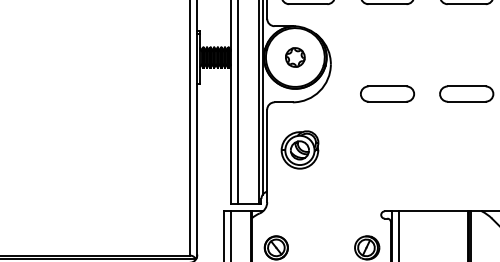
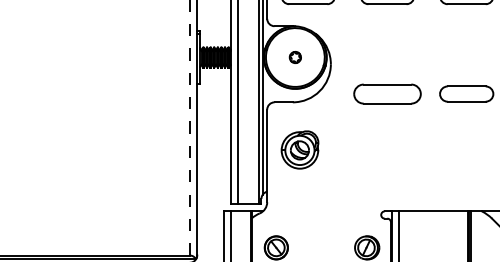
part size: 21x21 px -> 14x13 px (294, 57)
part size: 55x18 px -> 69x22 px (387, 93)
line: solid -> dashed (189, 127)
